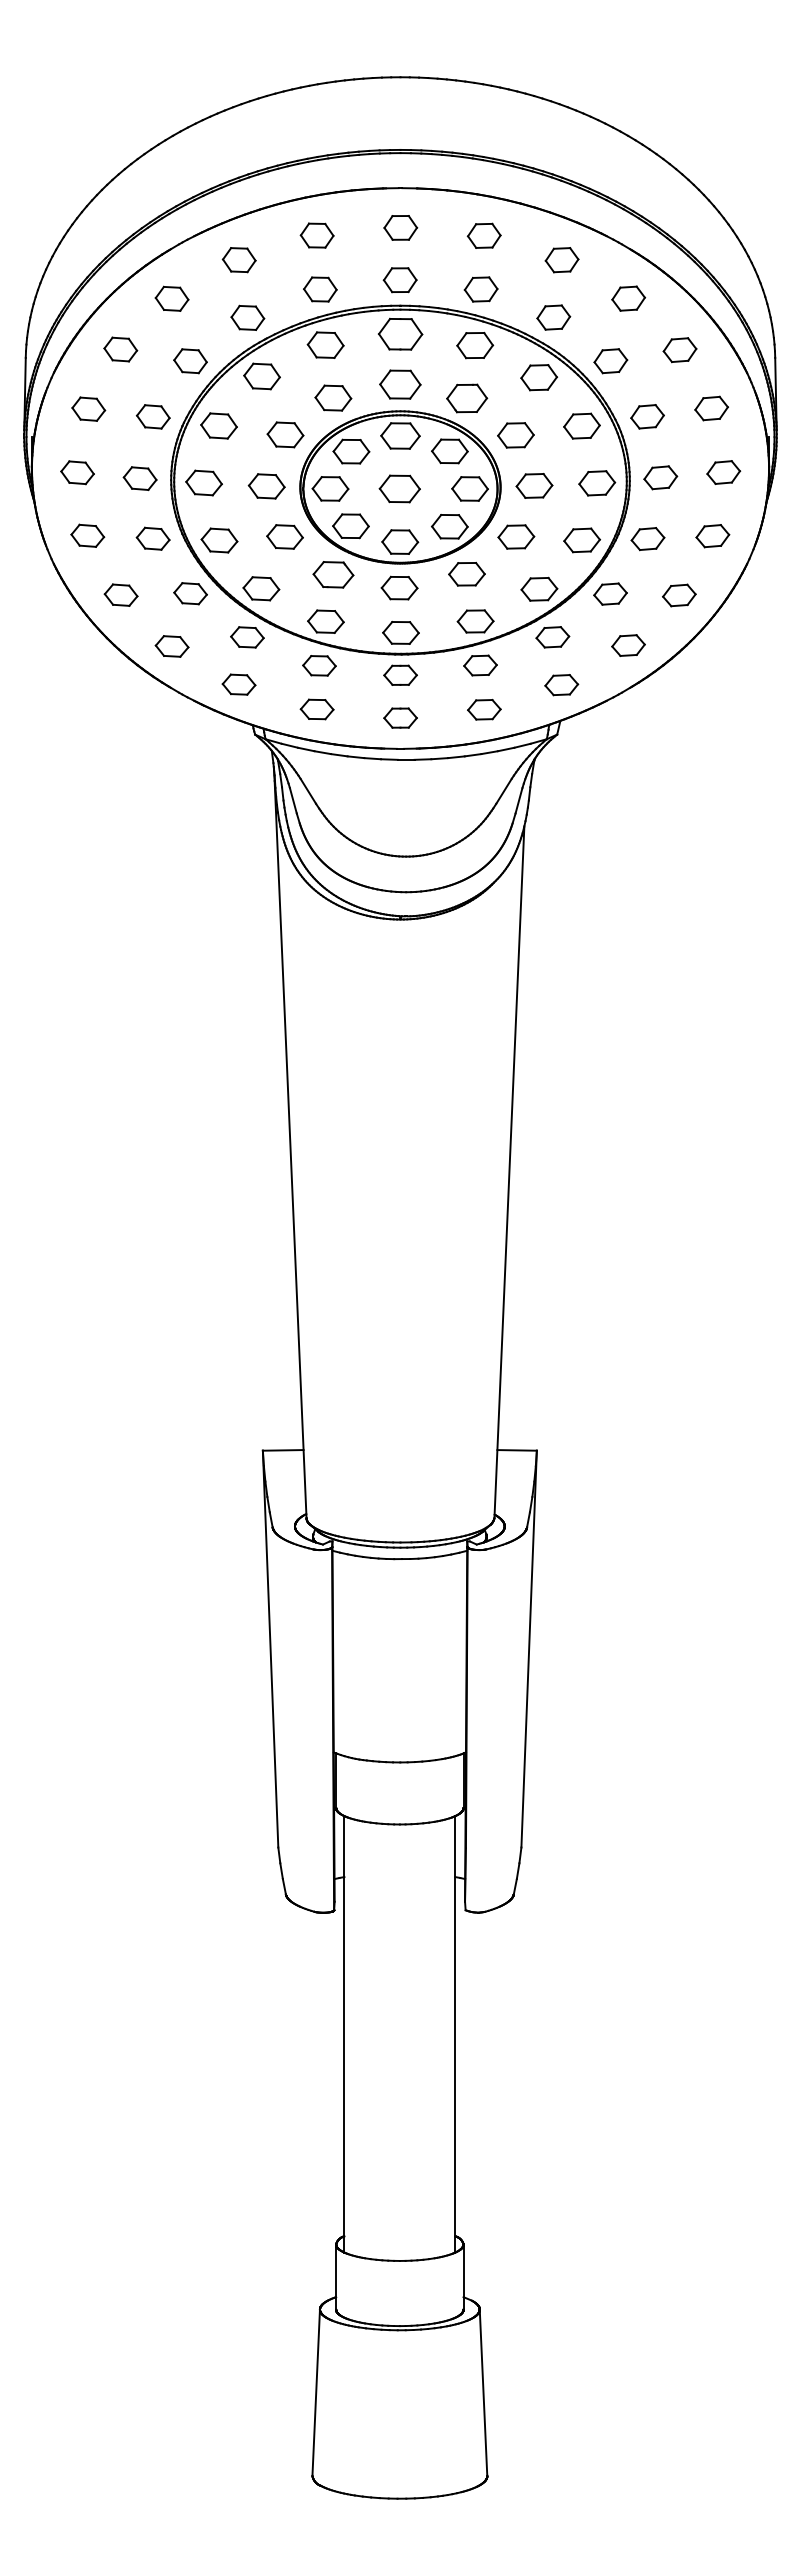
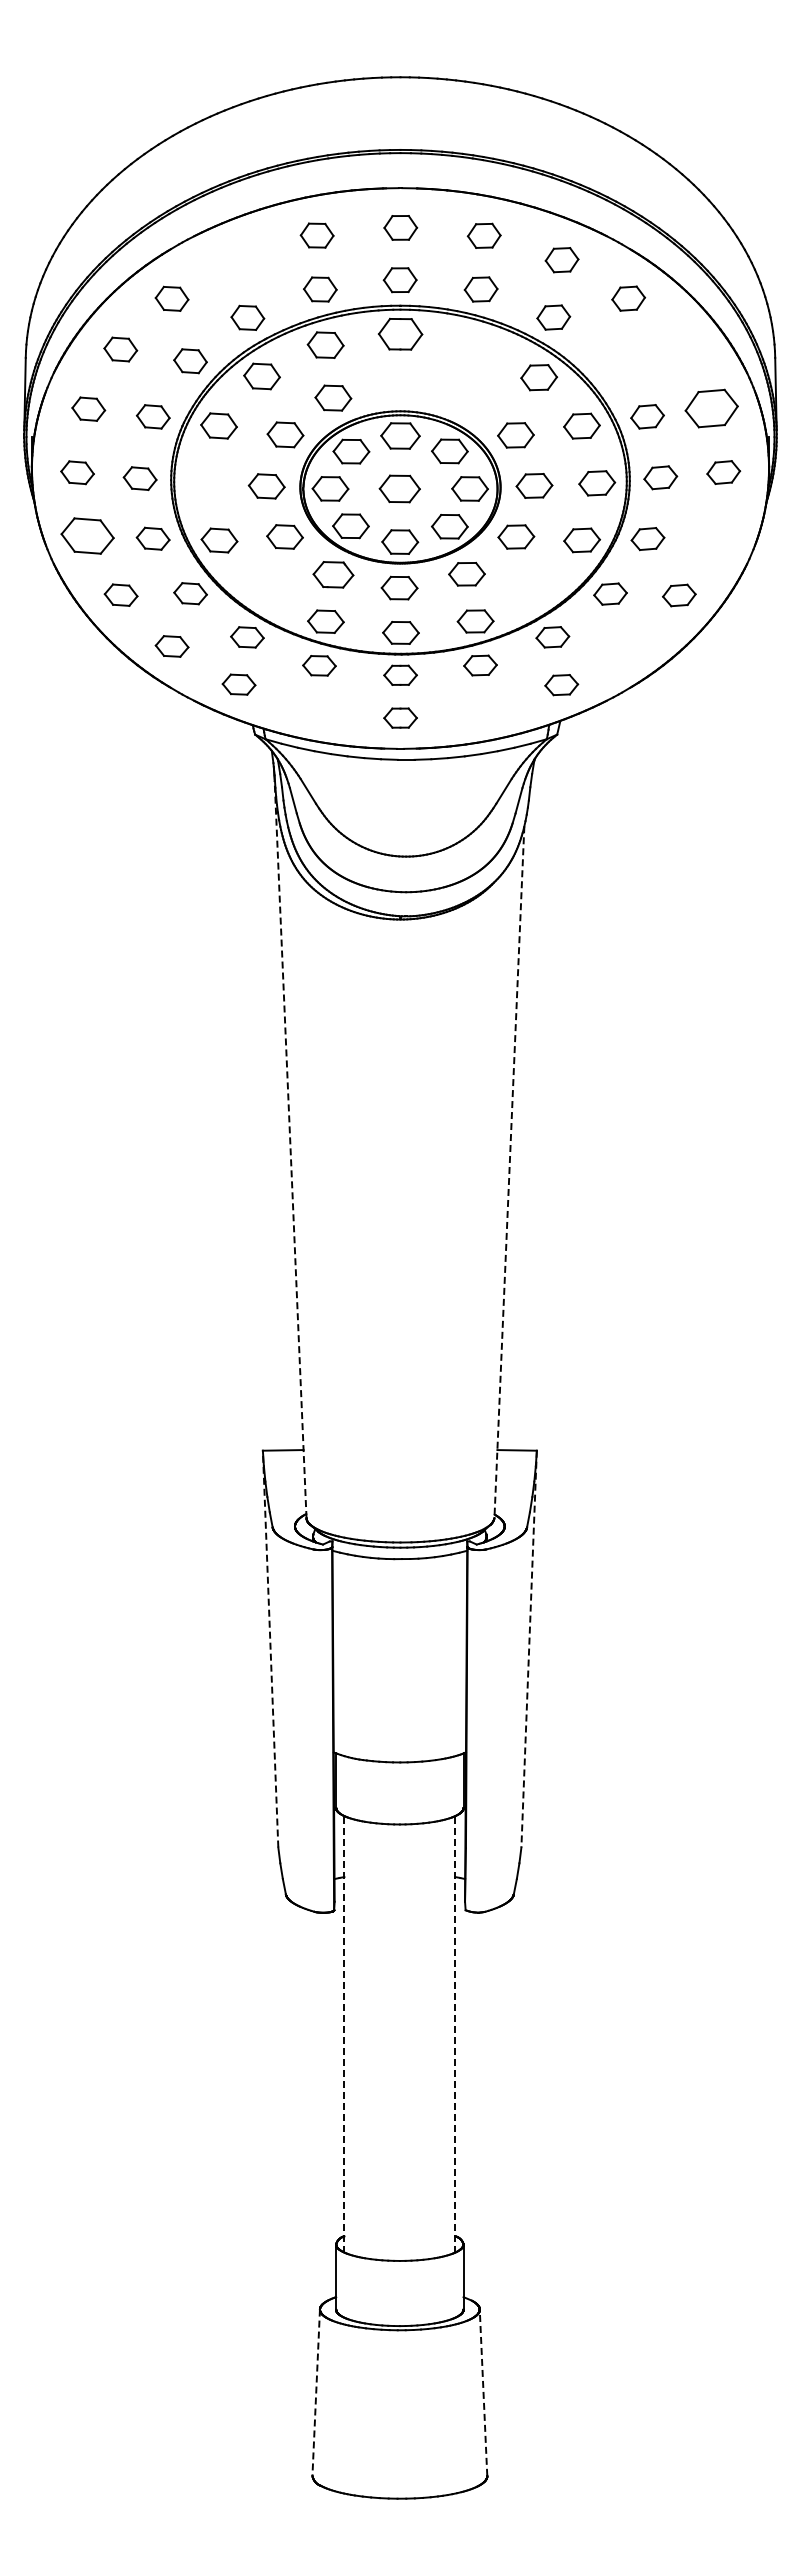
part: present -> none (238, 260)
part: present -> none (475, 345)
part: present -> none (679, 350)
part: present -> none (610, 361)
part: present -> none (400, 384)
part: present -> none (467, 398)
part size: 35x27 px -> 55x41 px (711, 408)
part: present -> none (203, 482)
part size: 36x25 px -> 55x38 px (87, 535)
part: present -> none (712, 536)
part: present -> none (261, 588)
part: present -> none (539, 588)
part: present -> none (628, 645)
part: present -> none (316, 709)
part: present -> none (484, 709)
line: solid -> dashed (290, 1149)
line: solid -> dashed (509, 1172)
line: solid -> dashed (270, 1649)
line: solid -> dashed (529, 1649)
line: solid -> dashed (344, 2033)
line: solid -> dashed (455, 2033)
line: solid -> dashed (483, 2392)
line: solid -> dashed (316, 2393)
